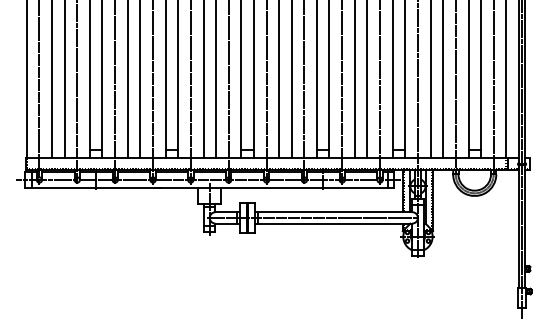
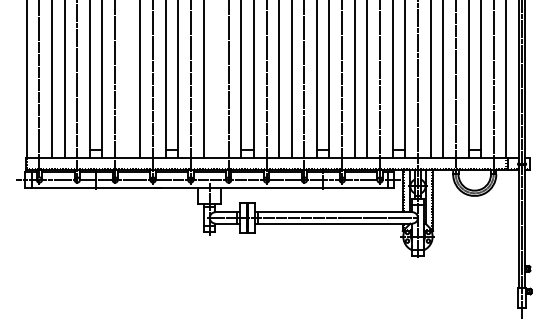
line: present -> none (127, 80)
line: present -> none (215, 80)
